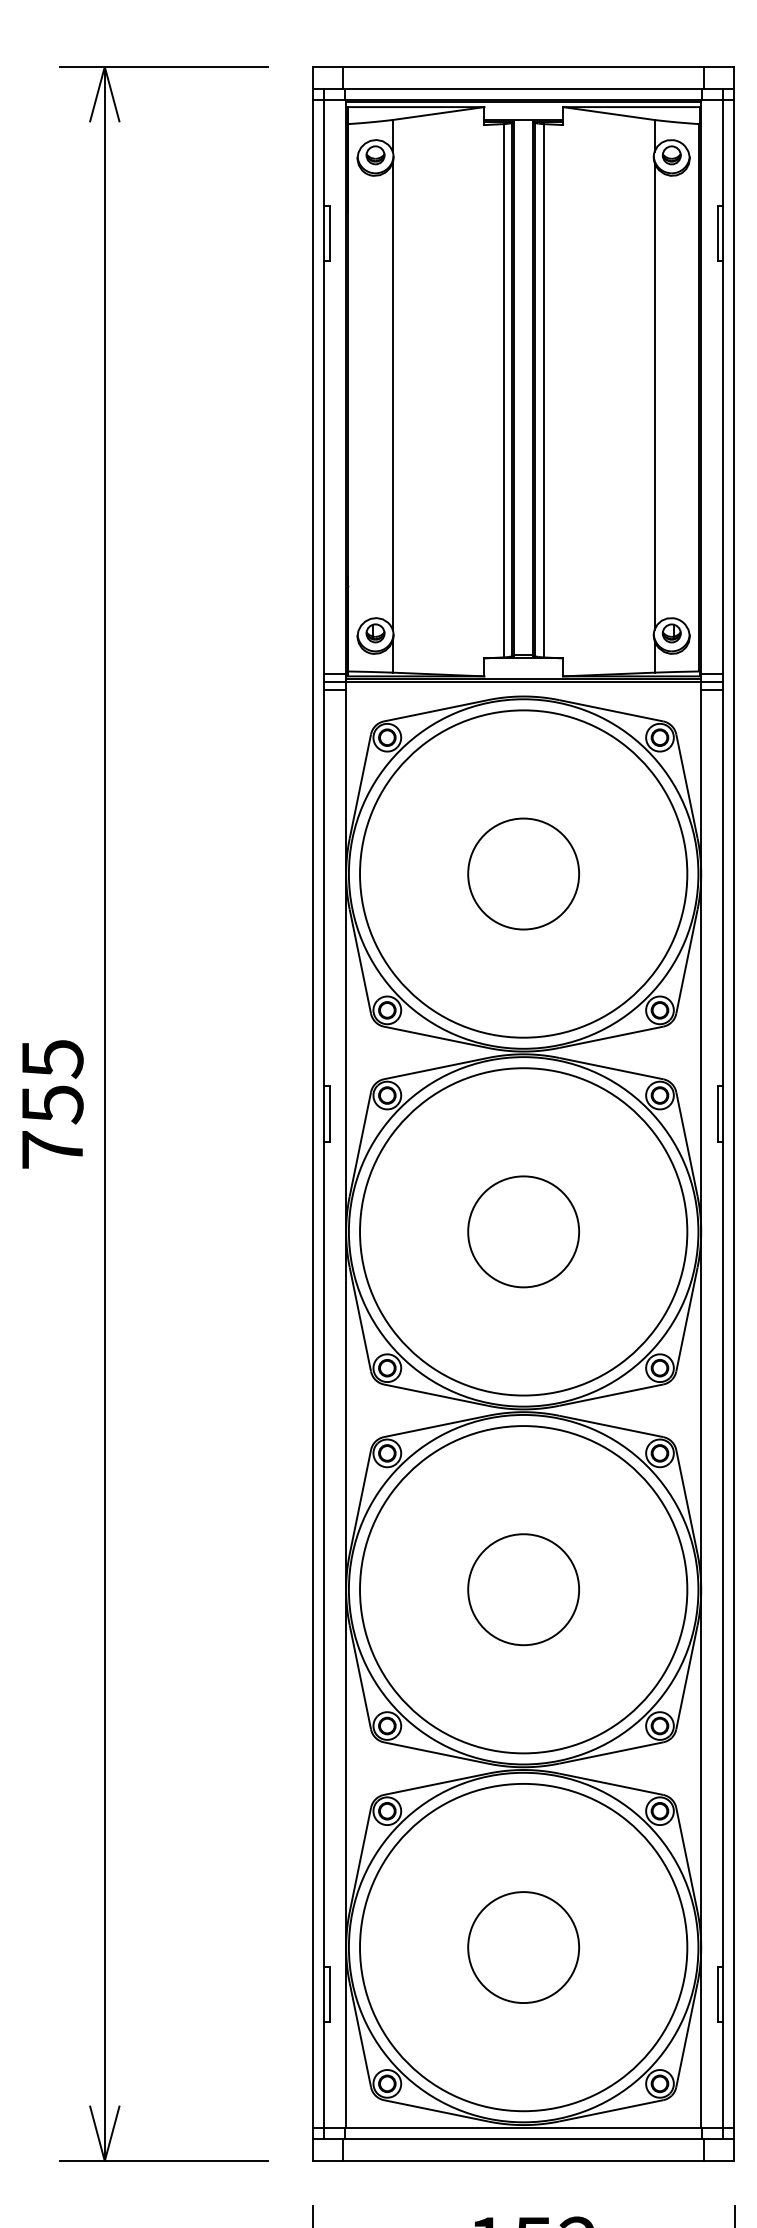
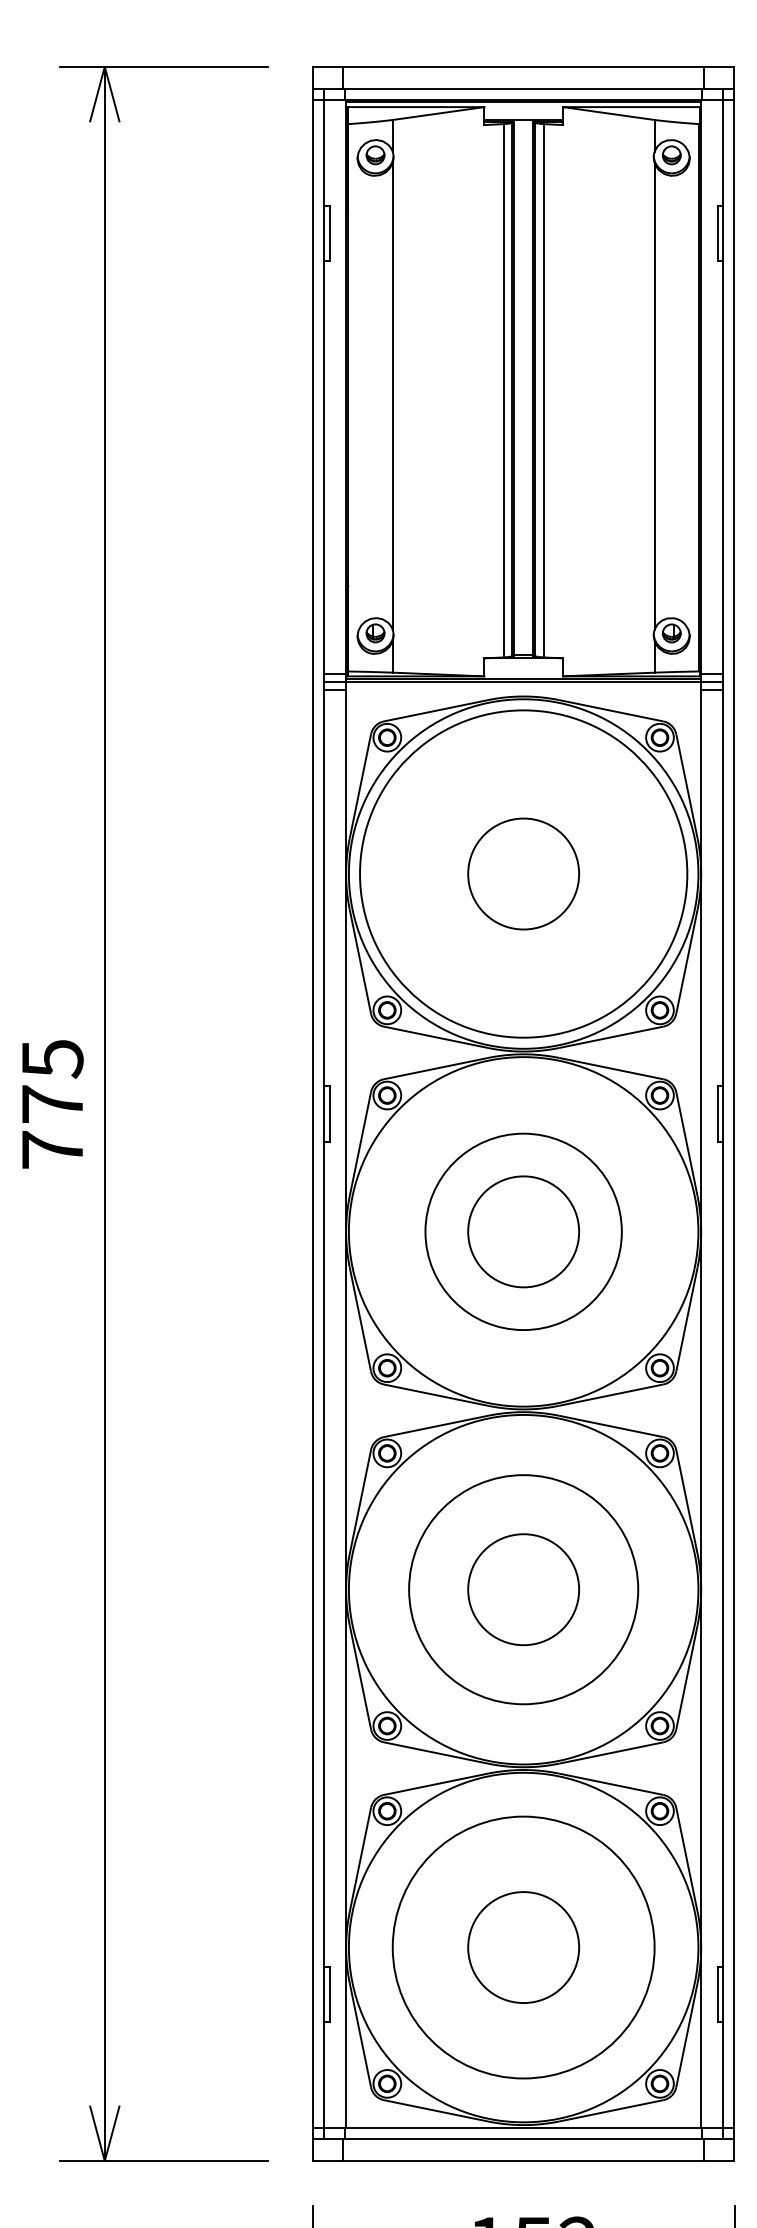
text: 755 -> 775 (52, 1104)
circle diameter: 327 px -> 196 px (523, 1231)
circle diameter: 327 px -> 229 px (523, 1589)
circle diameter: 327 px -> 262 px (523, 1947)
